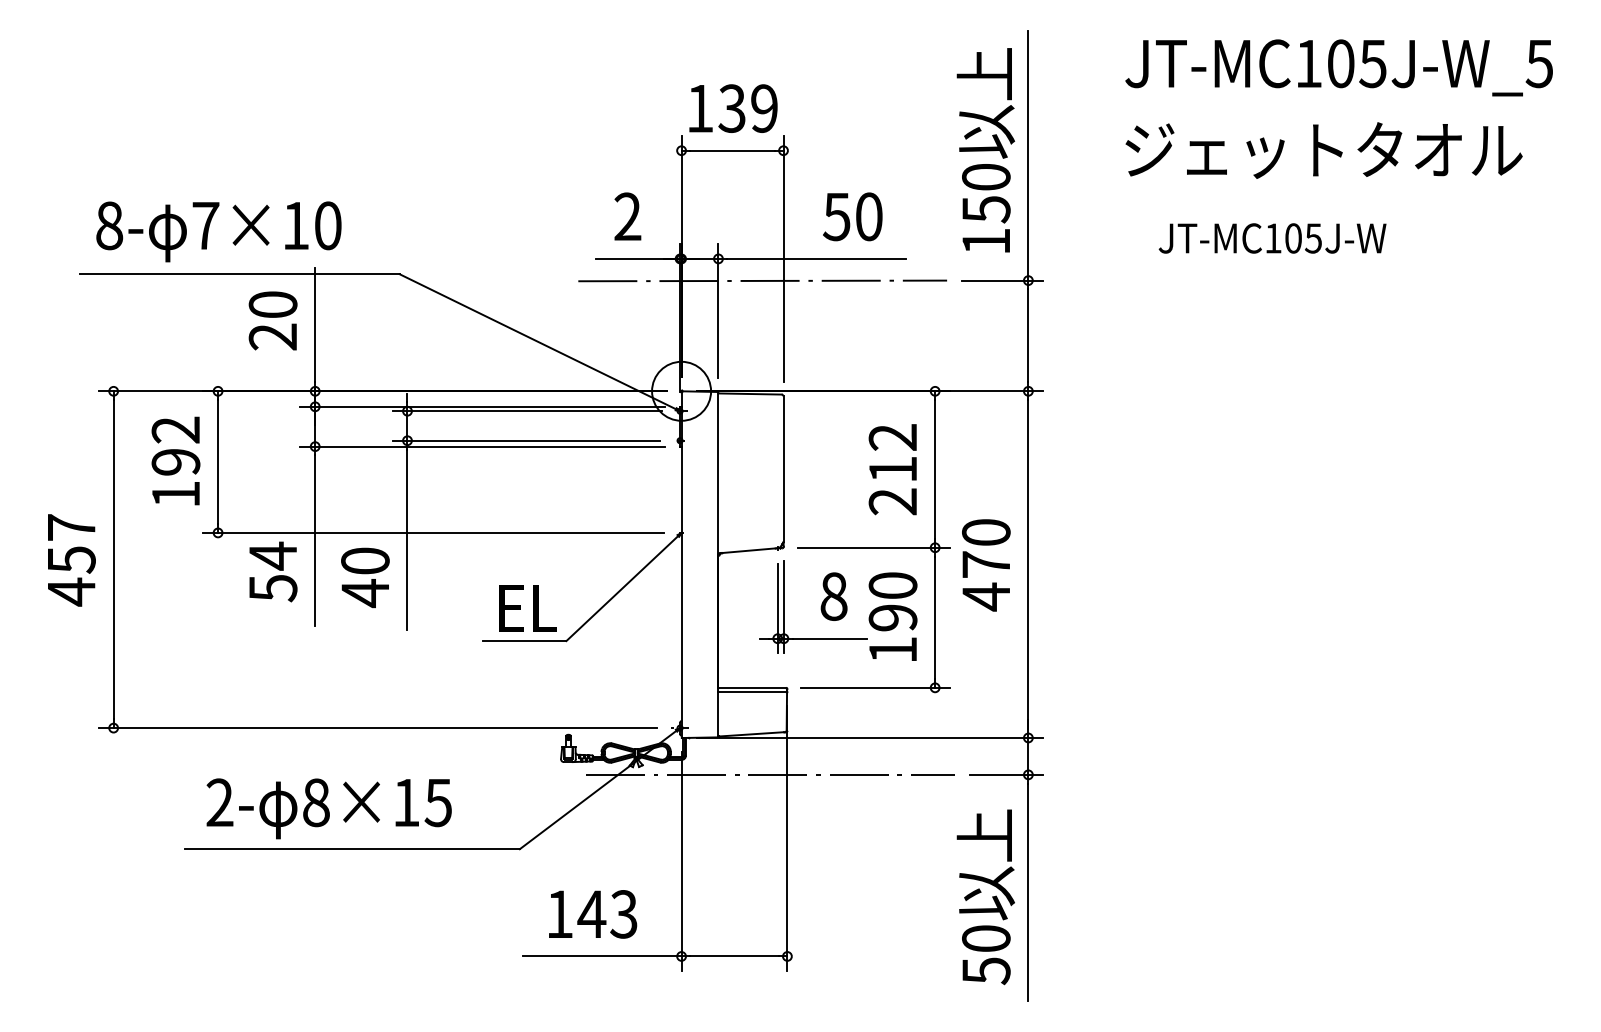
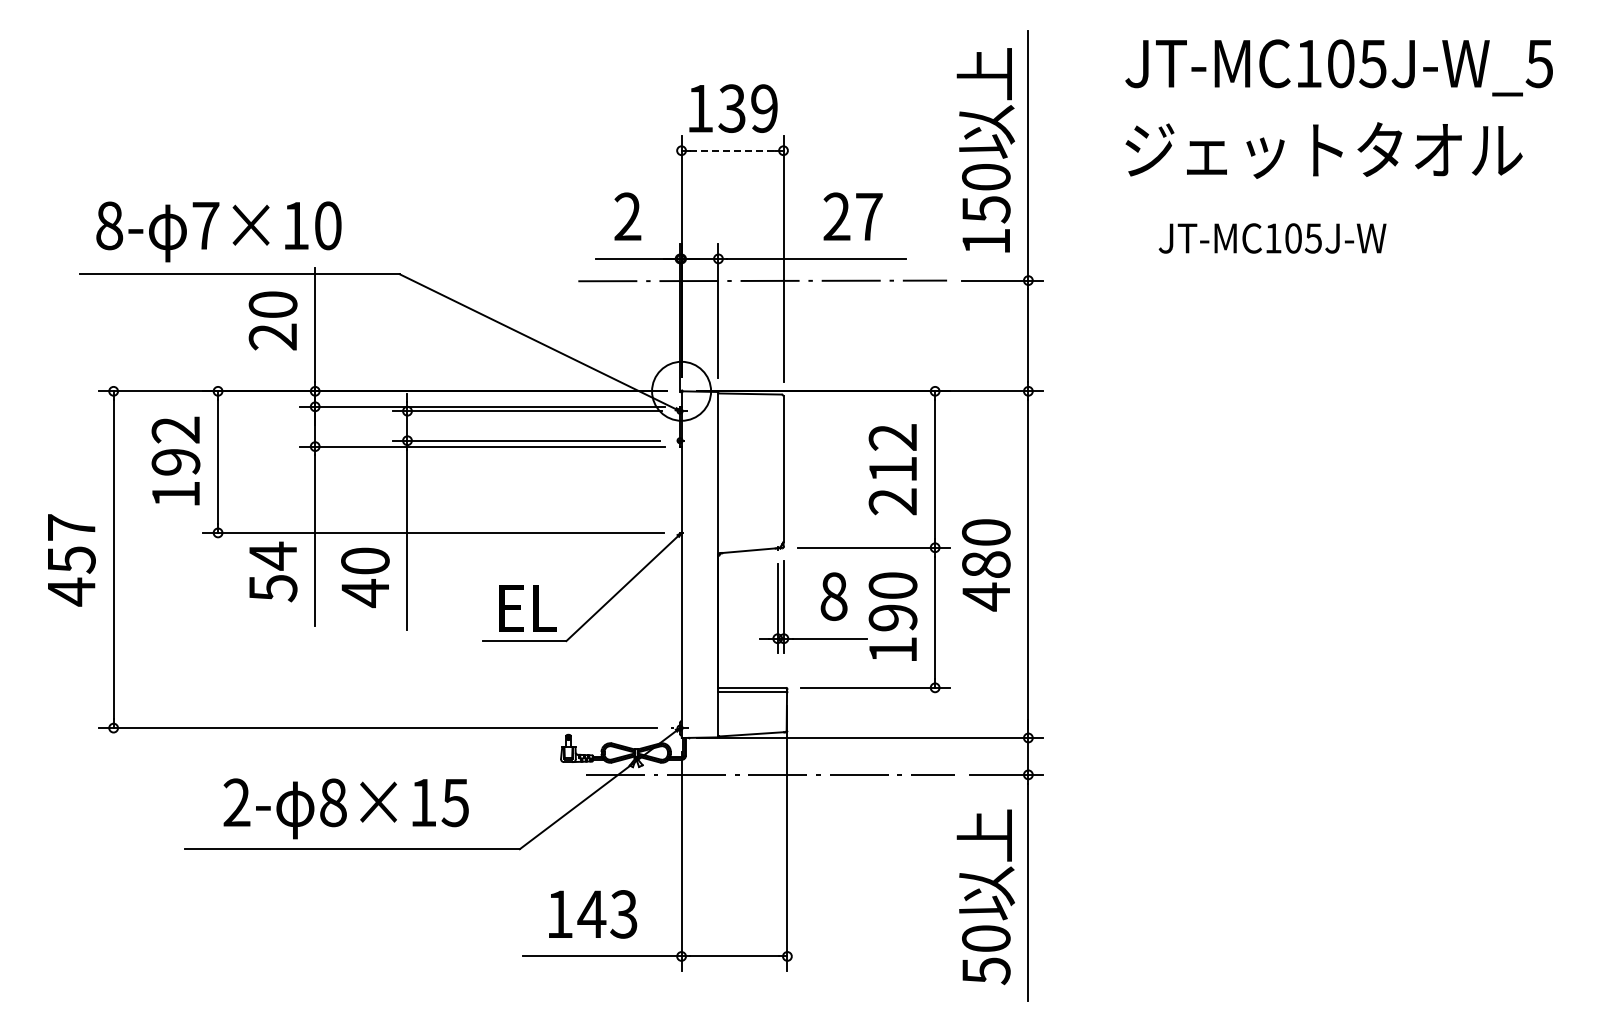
line: solid -> dashed (733, 150)
text: 50 -> 27 (852, 216)
text: 470 -> 480 (986, 564)
text position: (328, 808) -> (345, 808) (345, 808)
